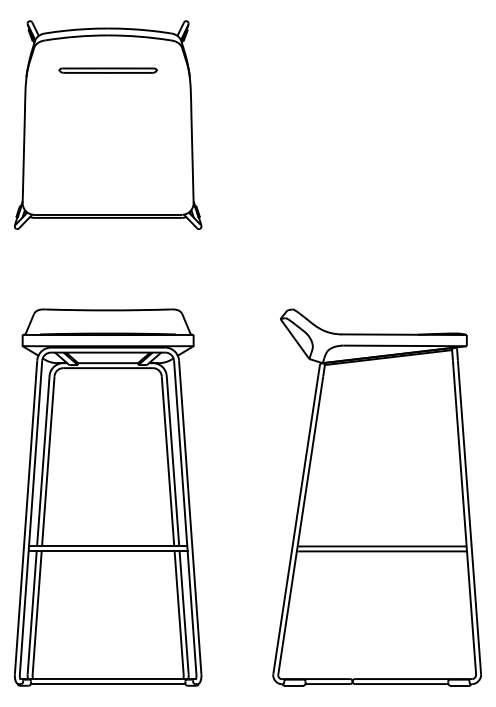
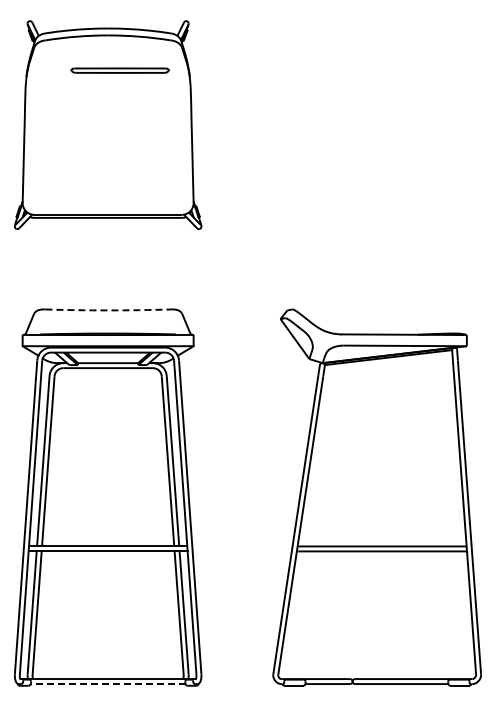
part position: (107, 70) -> (119, 70) (119, 70)
arc: solid -> dashed (108, 310)
line: solid -> dashed (107, 684)
